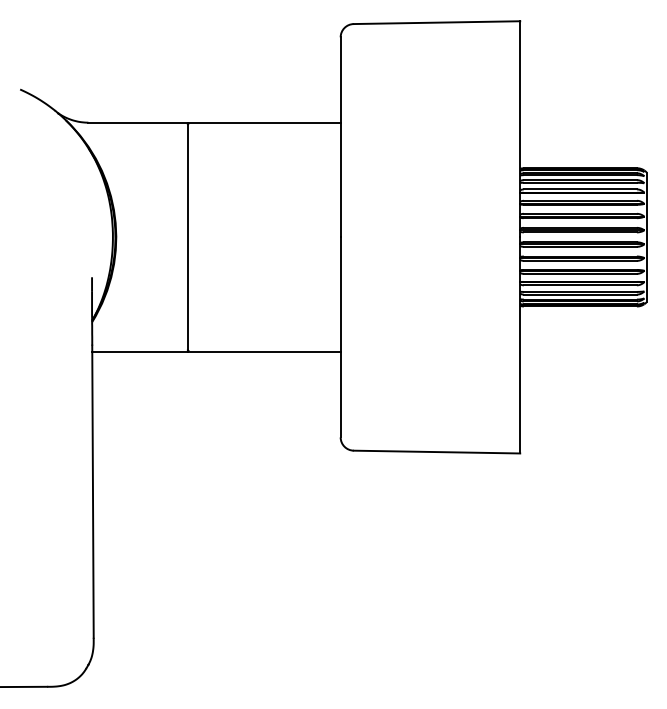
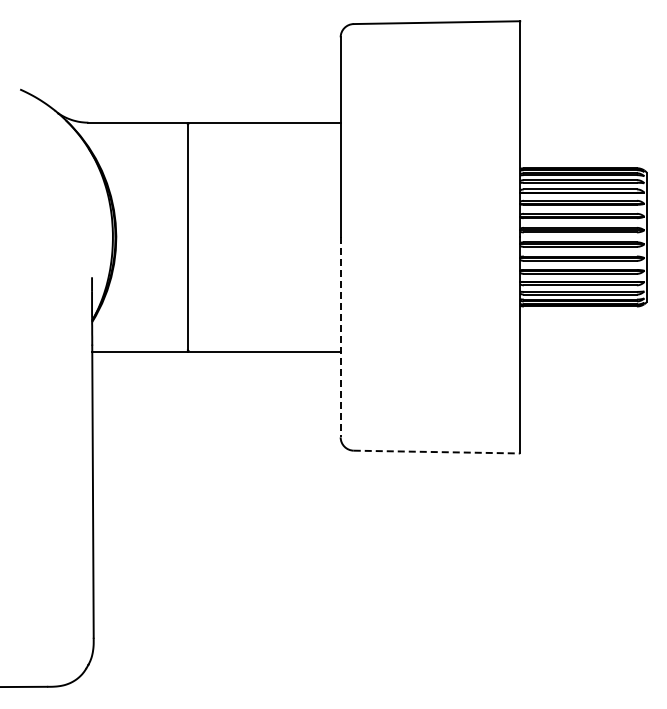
line: solid -> dashed (340, 337)
line: solid -> dashed (437, 452)
